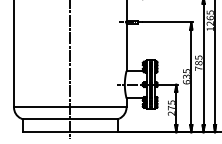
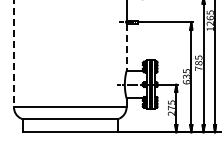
line: solid -> dashed (126, 48)
line: solid -> dashed (14, 54)
line: present -> none (70, 70)
